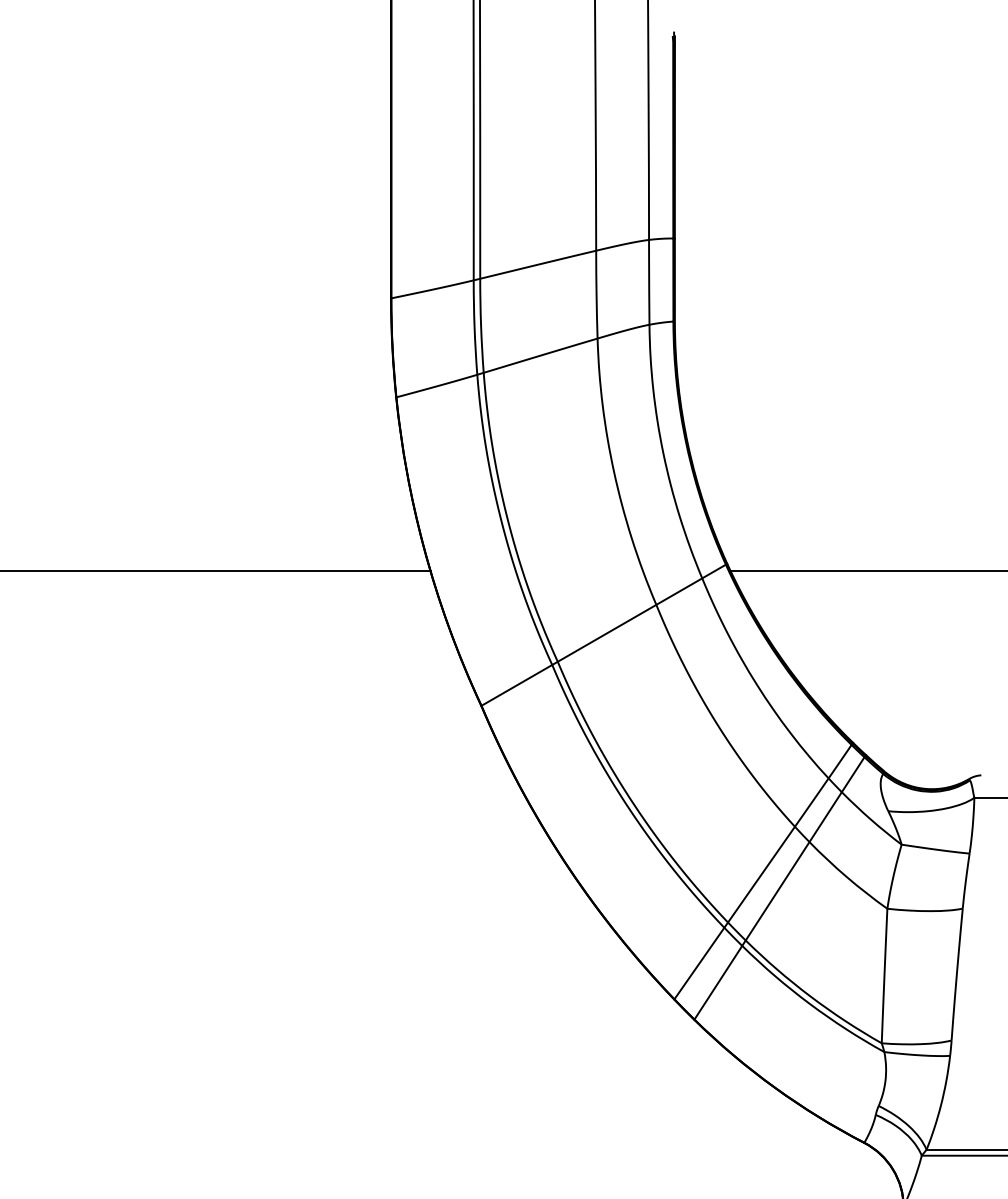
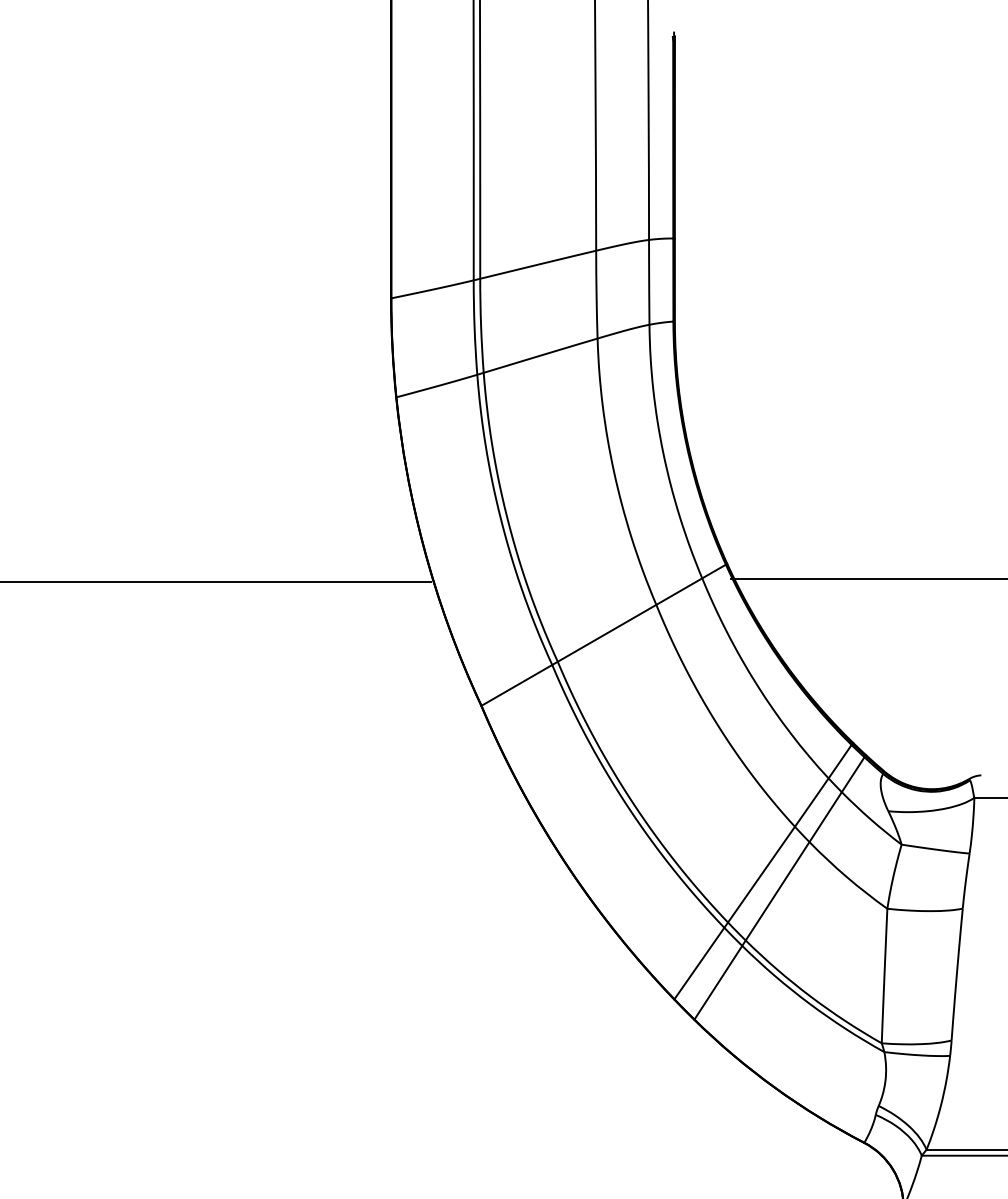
line position: (216, 571) -> (216, 582) (216, 582)
line position: (867, 571) -> (867, 579) (867, 579)
